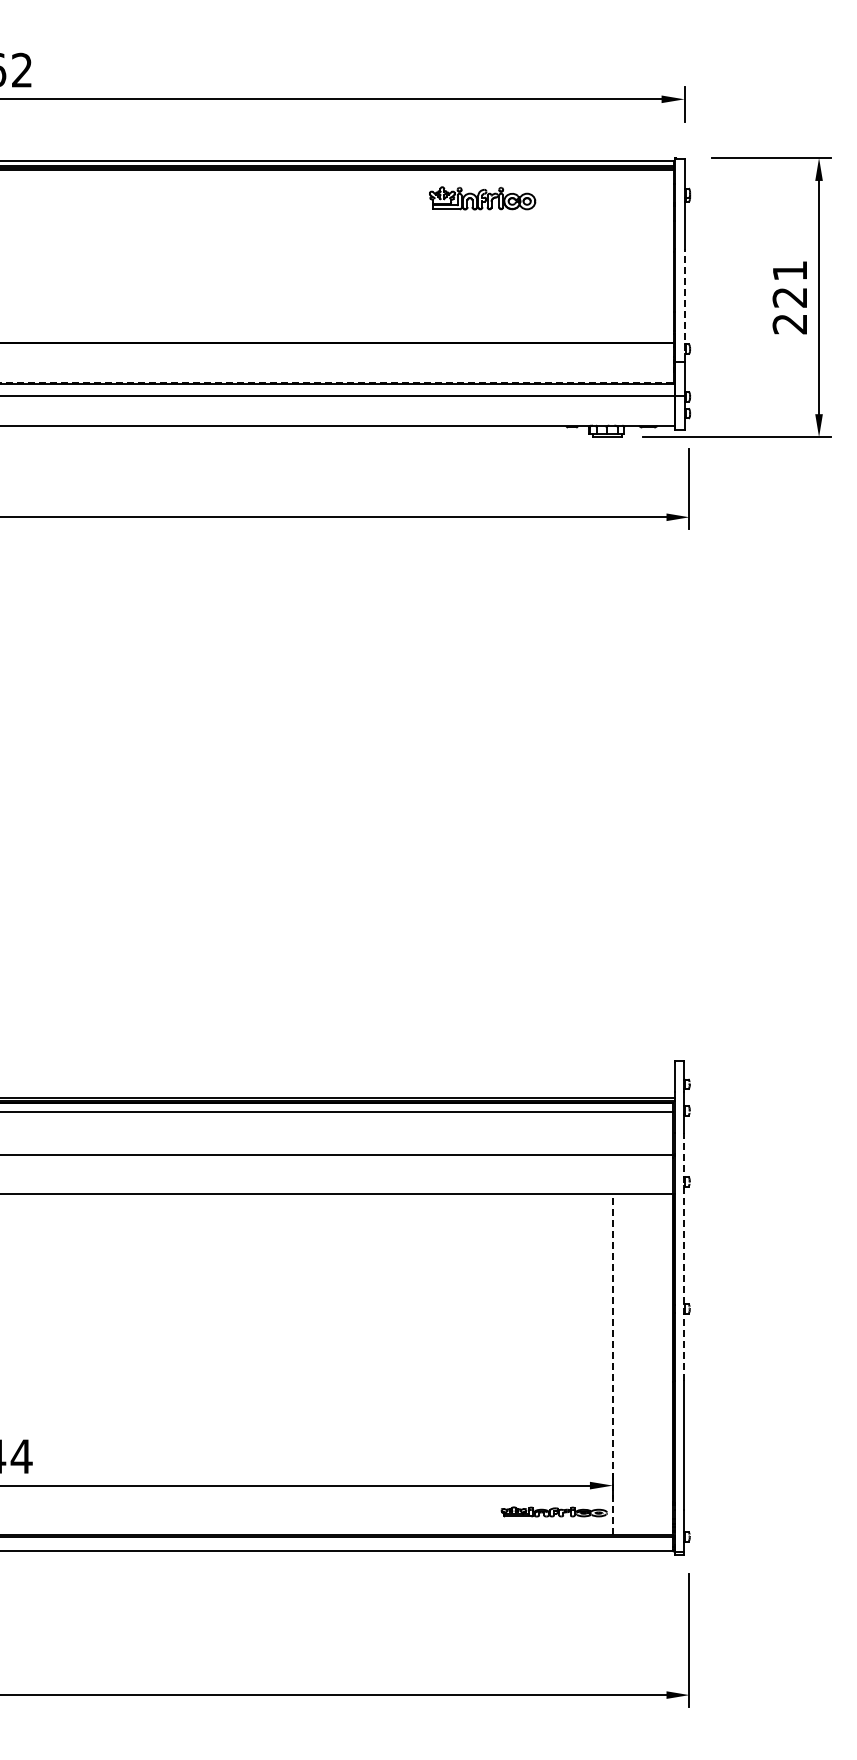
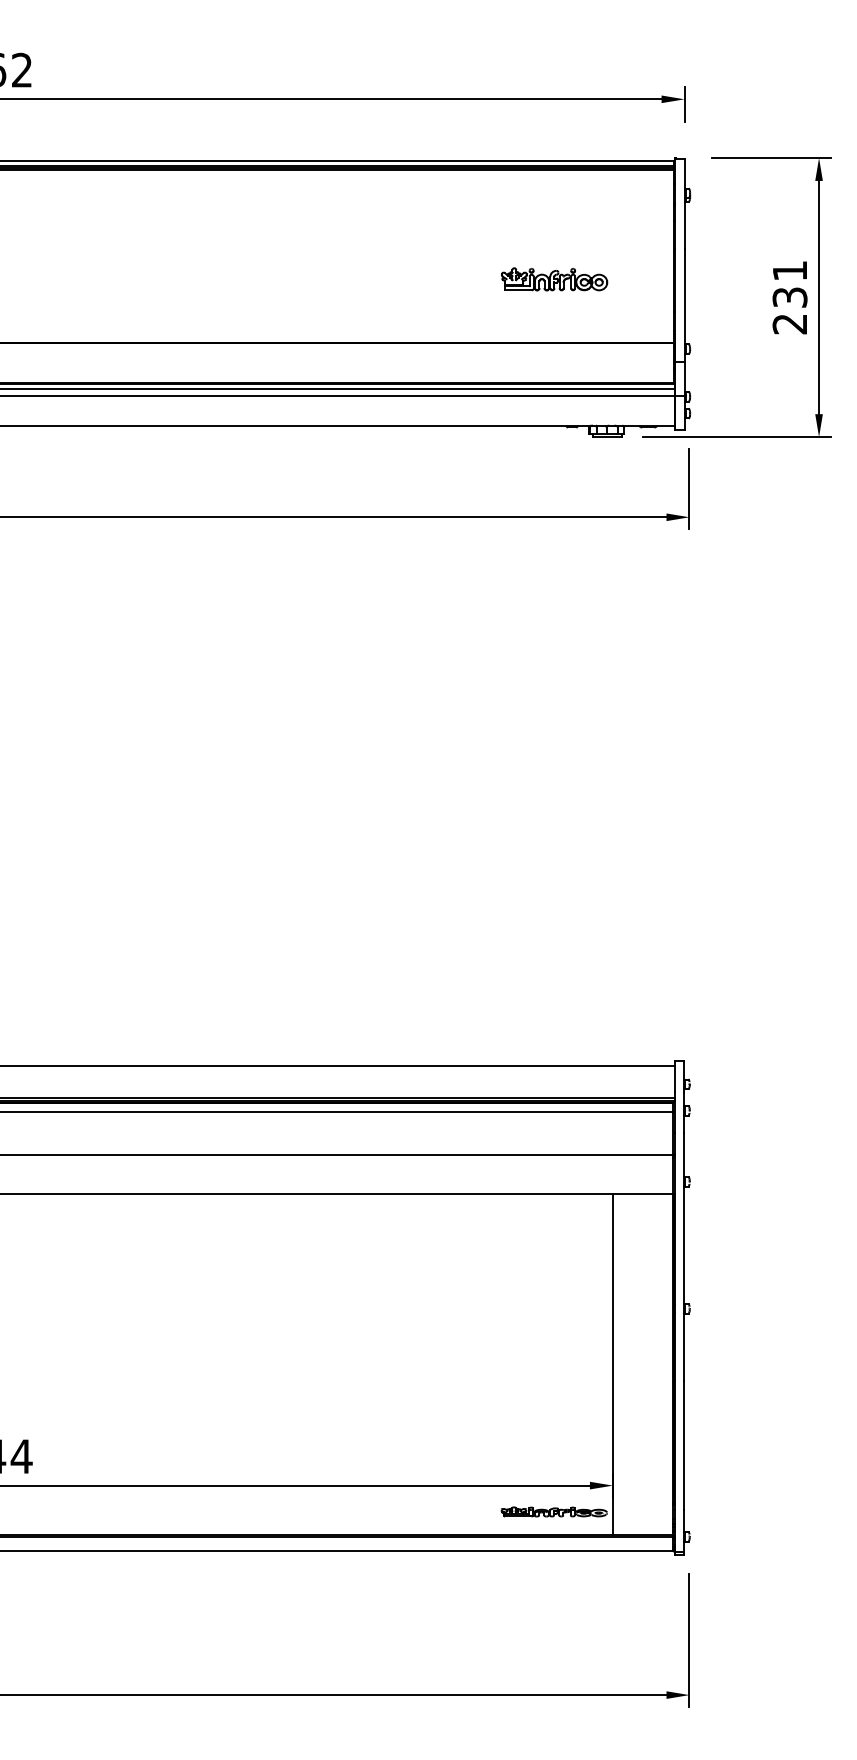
part position: (482, 198) -> (554, 279) (554, 279)
text: 221 -> 231 (789, 297)
line: dashed -> solid (684, 305)
line: dashed -> solid (336, 382)
line: none -> present (338, 388)
line: none -> present (338, 1066)
line: dashed -> solid (684, 1257)
line: dashed -> solid (612, 1363)
